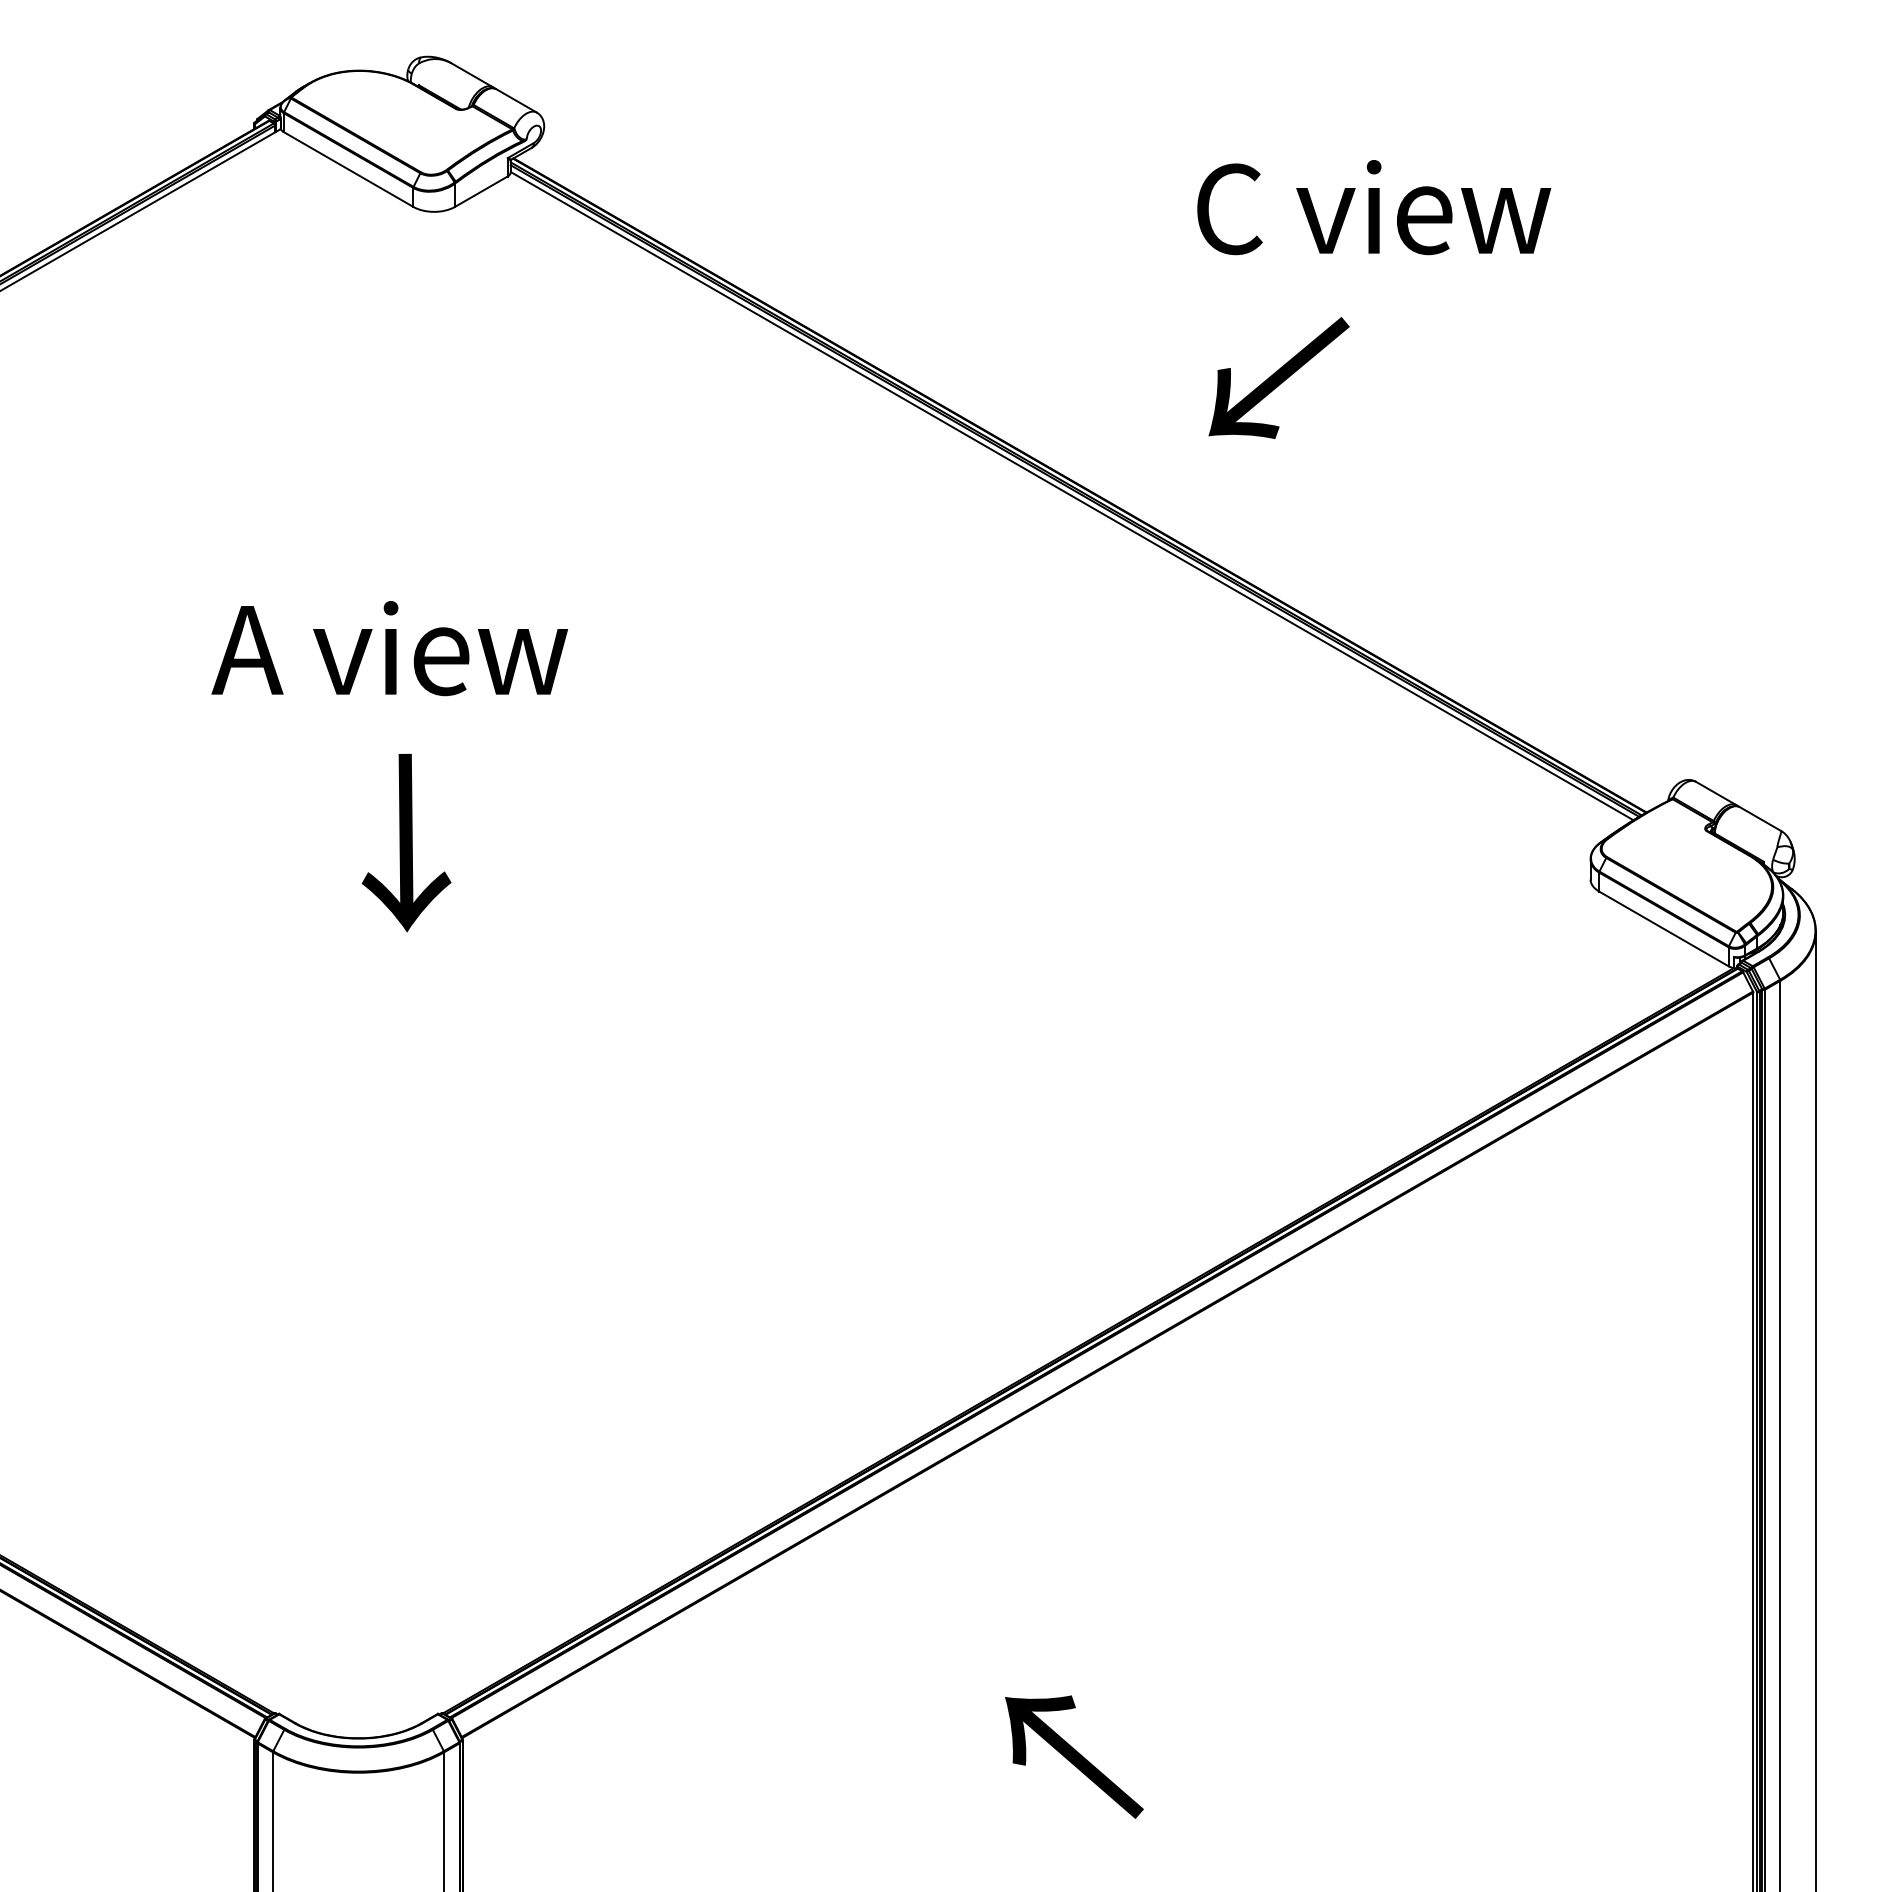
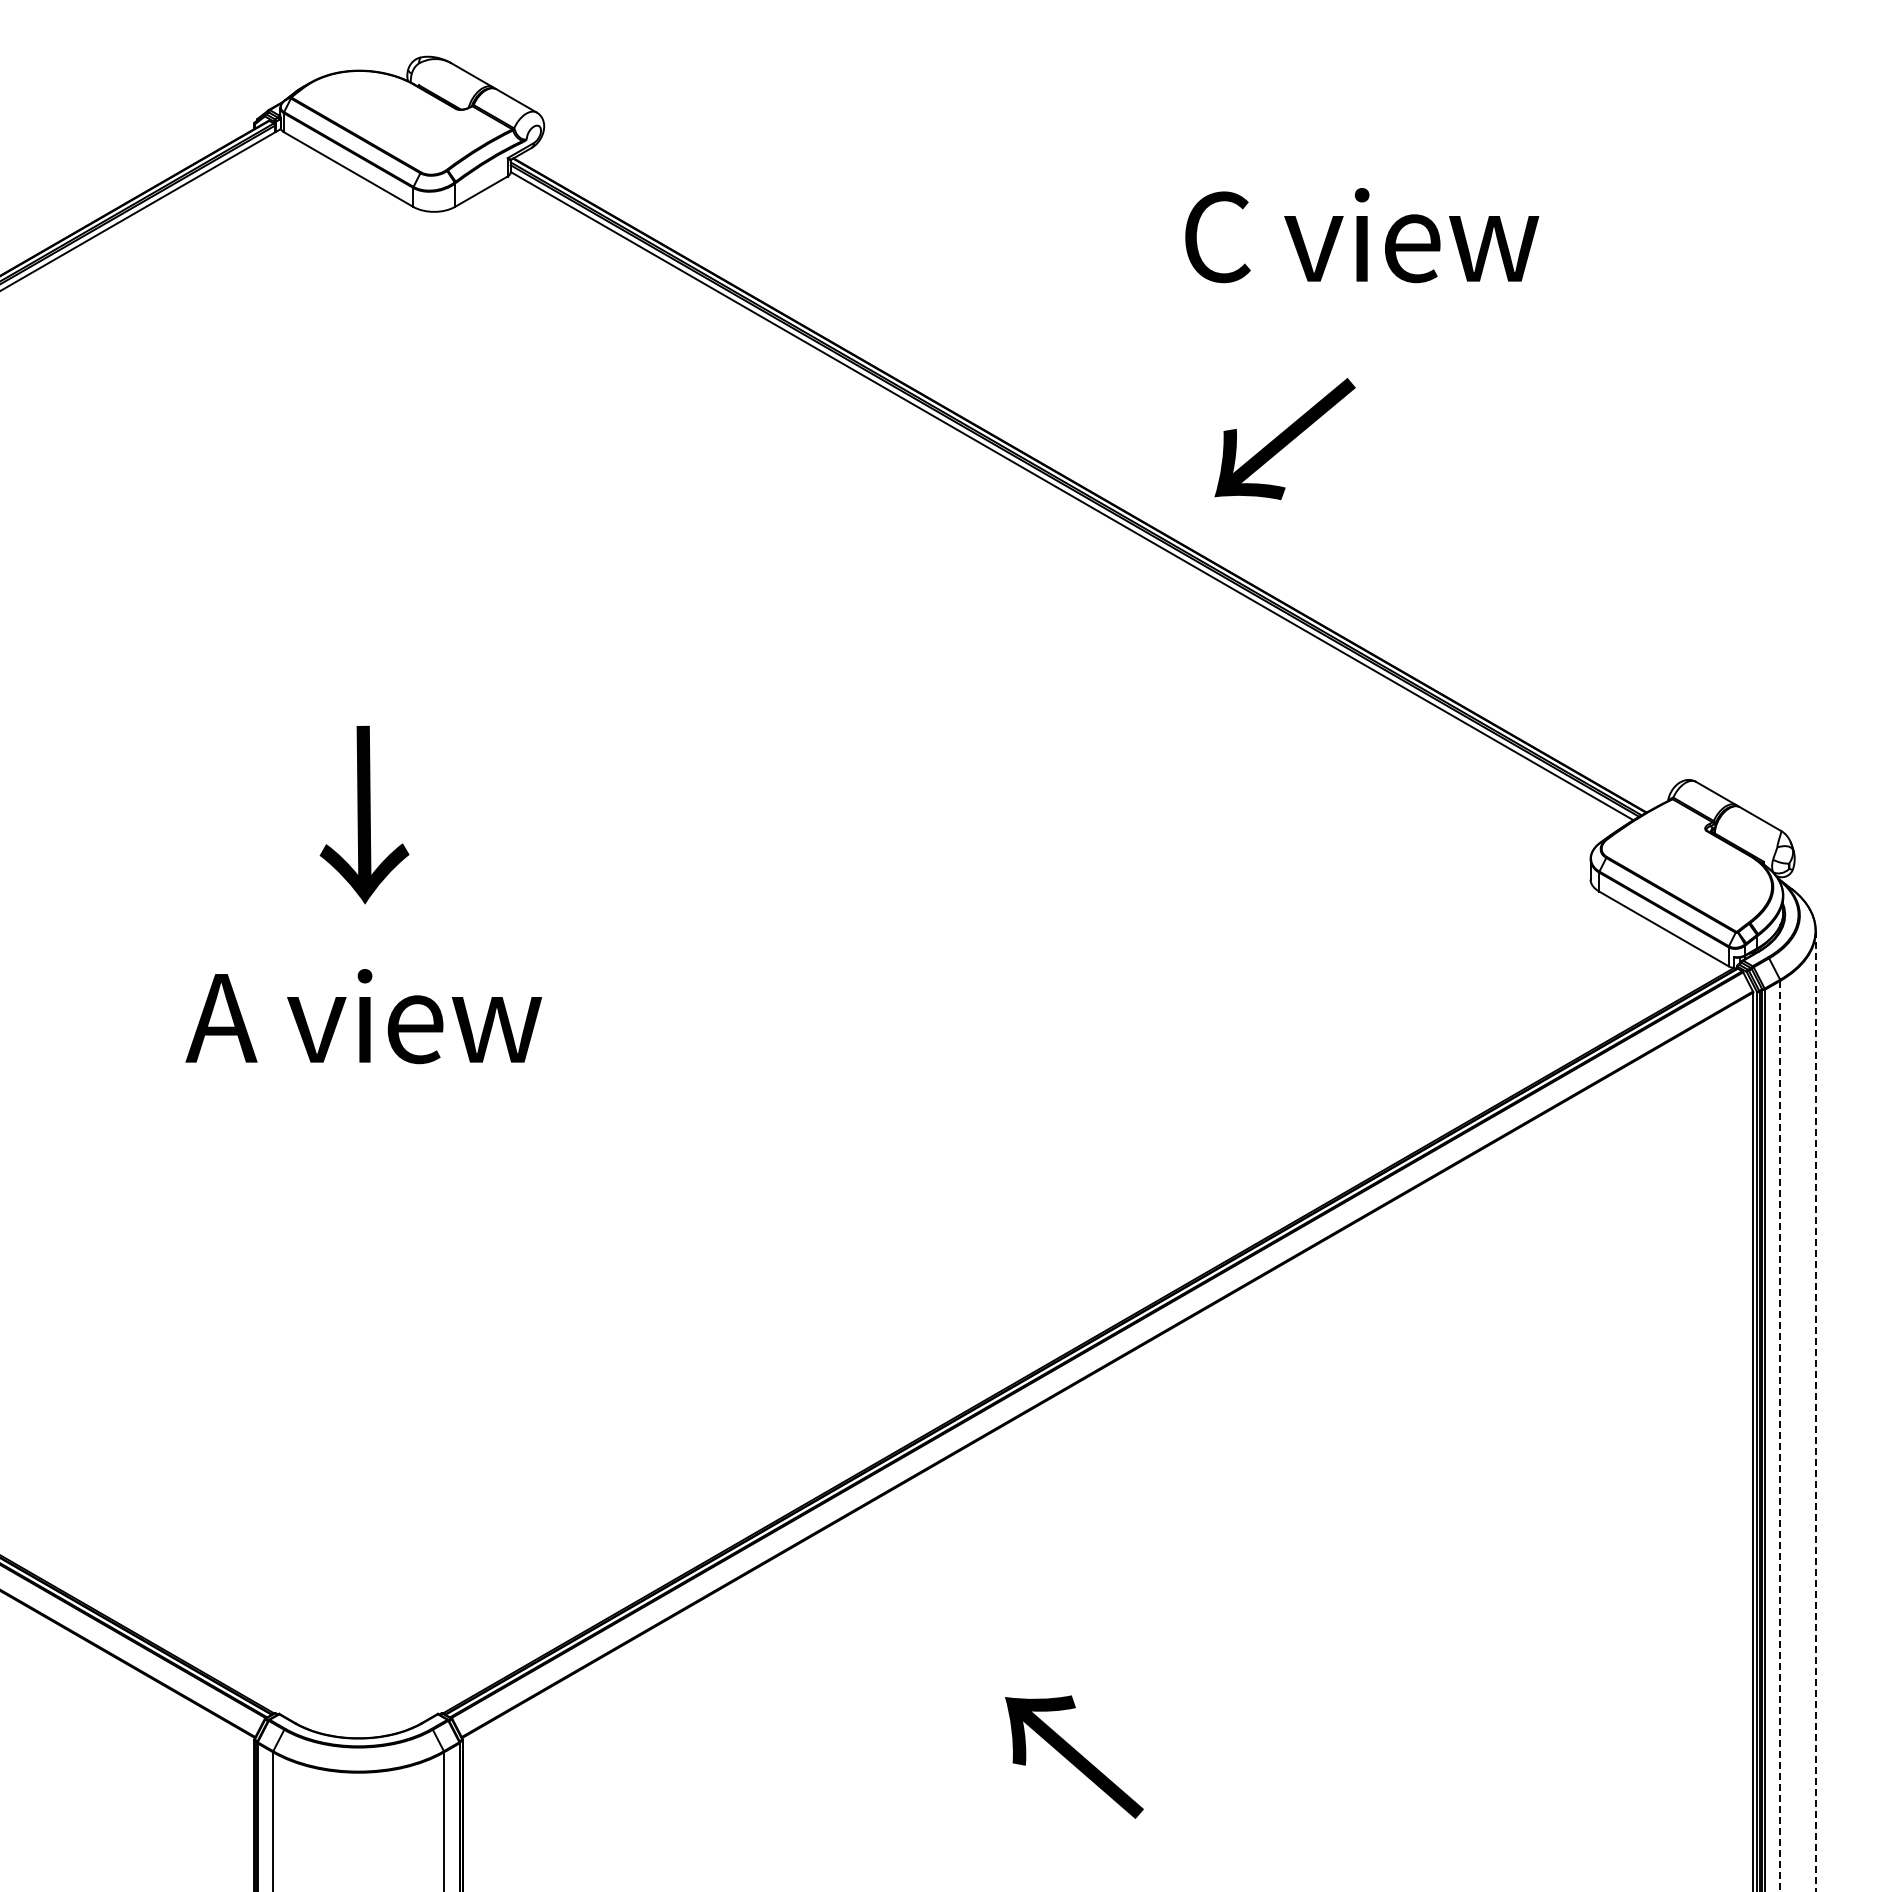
text position: (1374, 207) -> (1362, 235) (1362, 235)
text position: (1278, 377) -> (1284, 438) (1284, 438)
text position: (389, 648) -> (363, 1016) (363, 1016)
text position: (406, 842) -> (364, 814) (364, 814)
line: solid -> dashed (1815, 1412)
line: solid -> dashed (1780, 1436)
